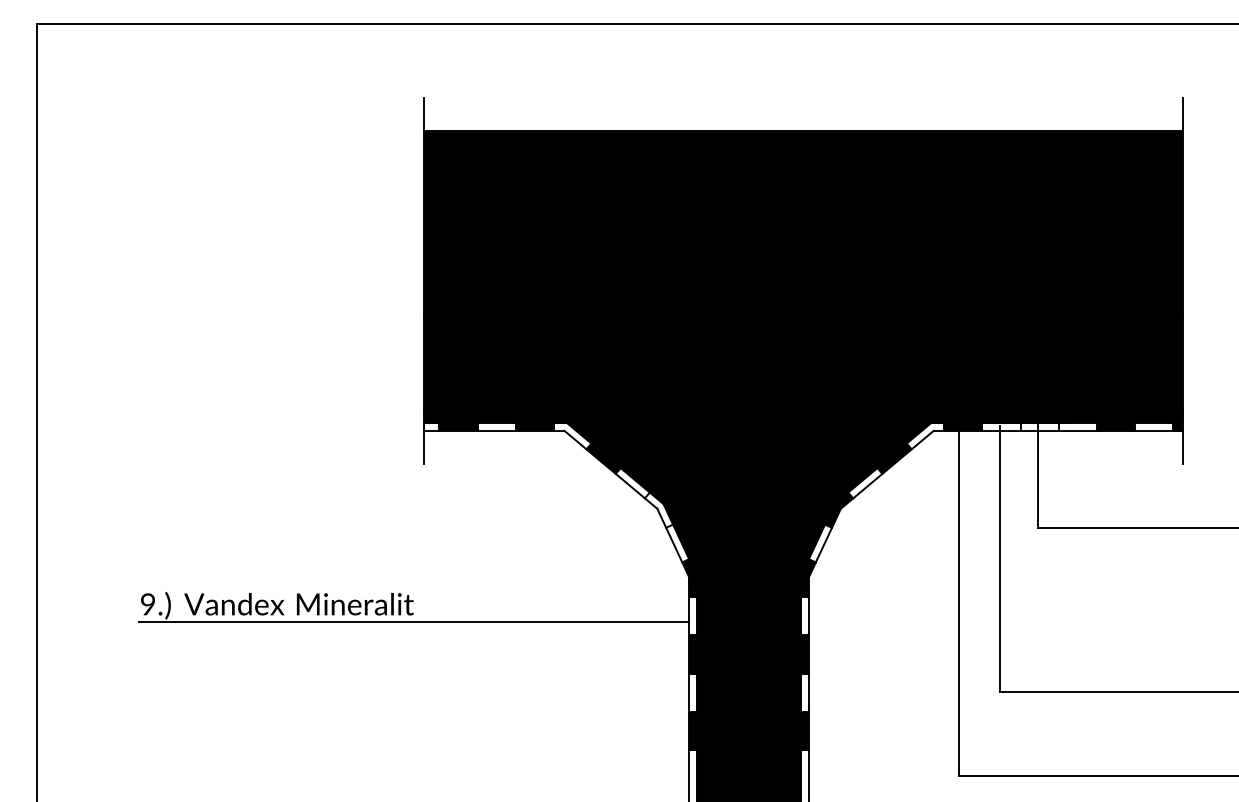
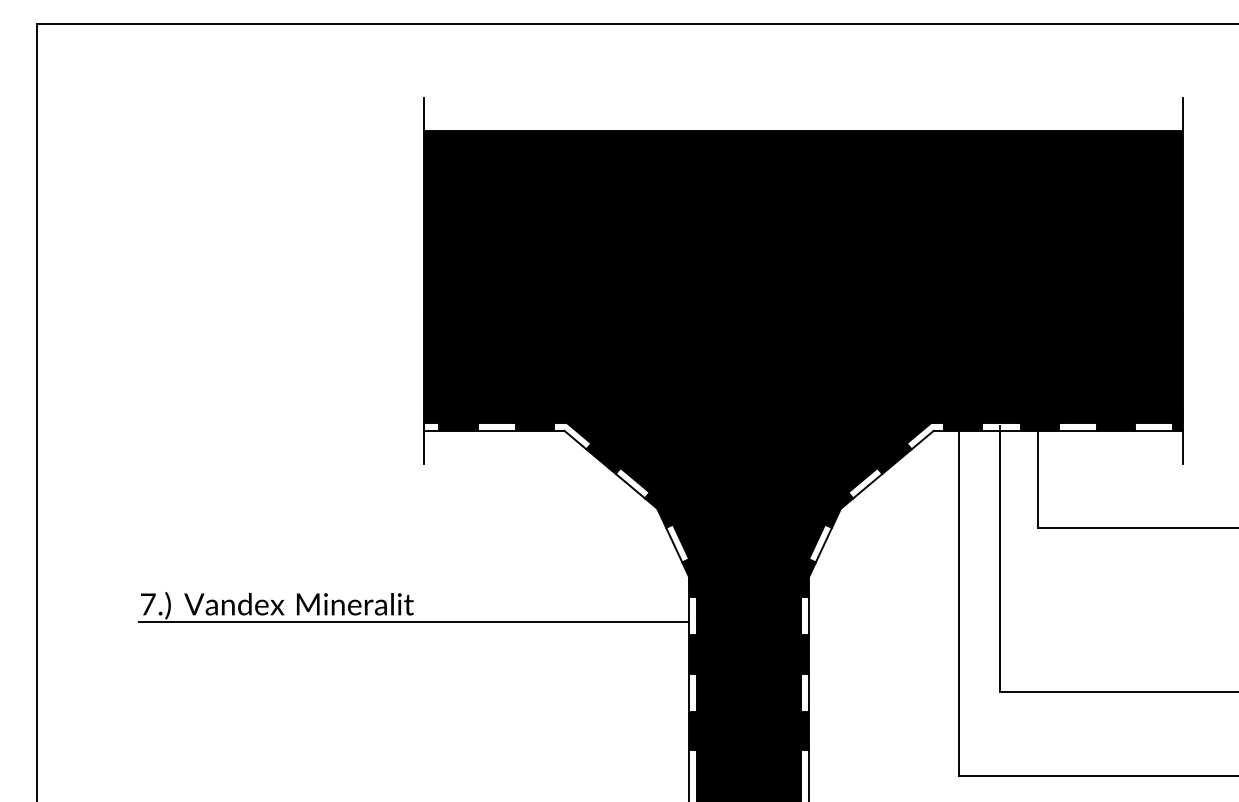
fill: none -> present (1039, 426)
fill: none -> present (658, 509)
text: 9.) -> 7.) (148, 604)
